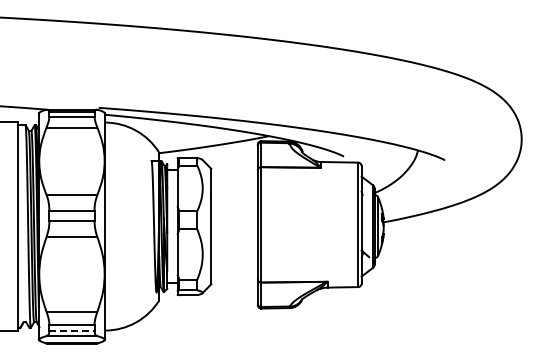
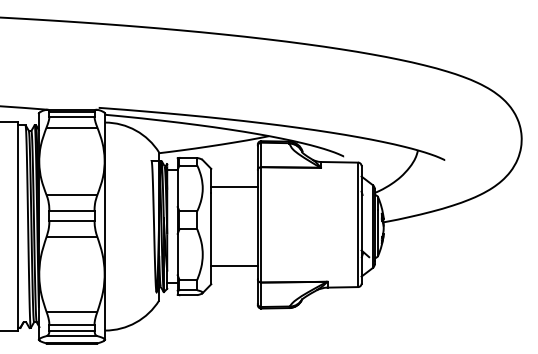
line: none -> present (234, 187)
line: none -> present (234, 266)
line: dashed -> solid (71, 330)
